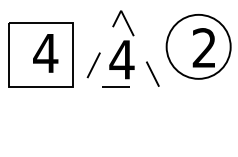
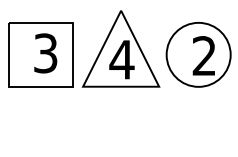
part position: (198, 46) -> (198, 54) (198, 54)
text: 4 -> 3 (45, 53)
line: dashed -> solid (120, 86)
